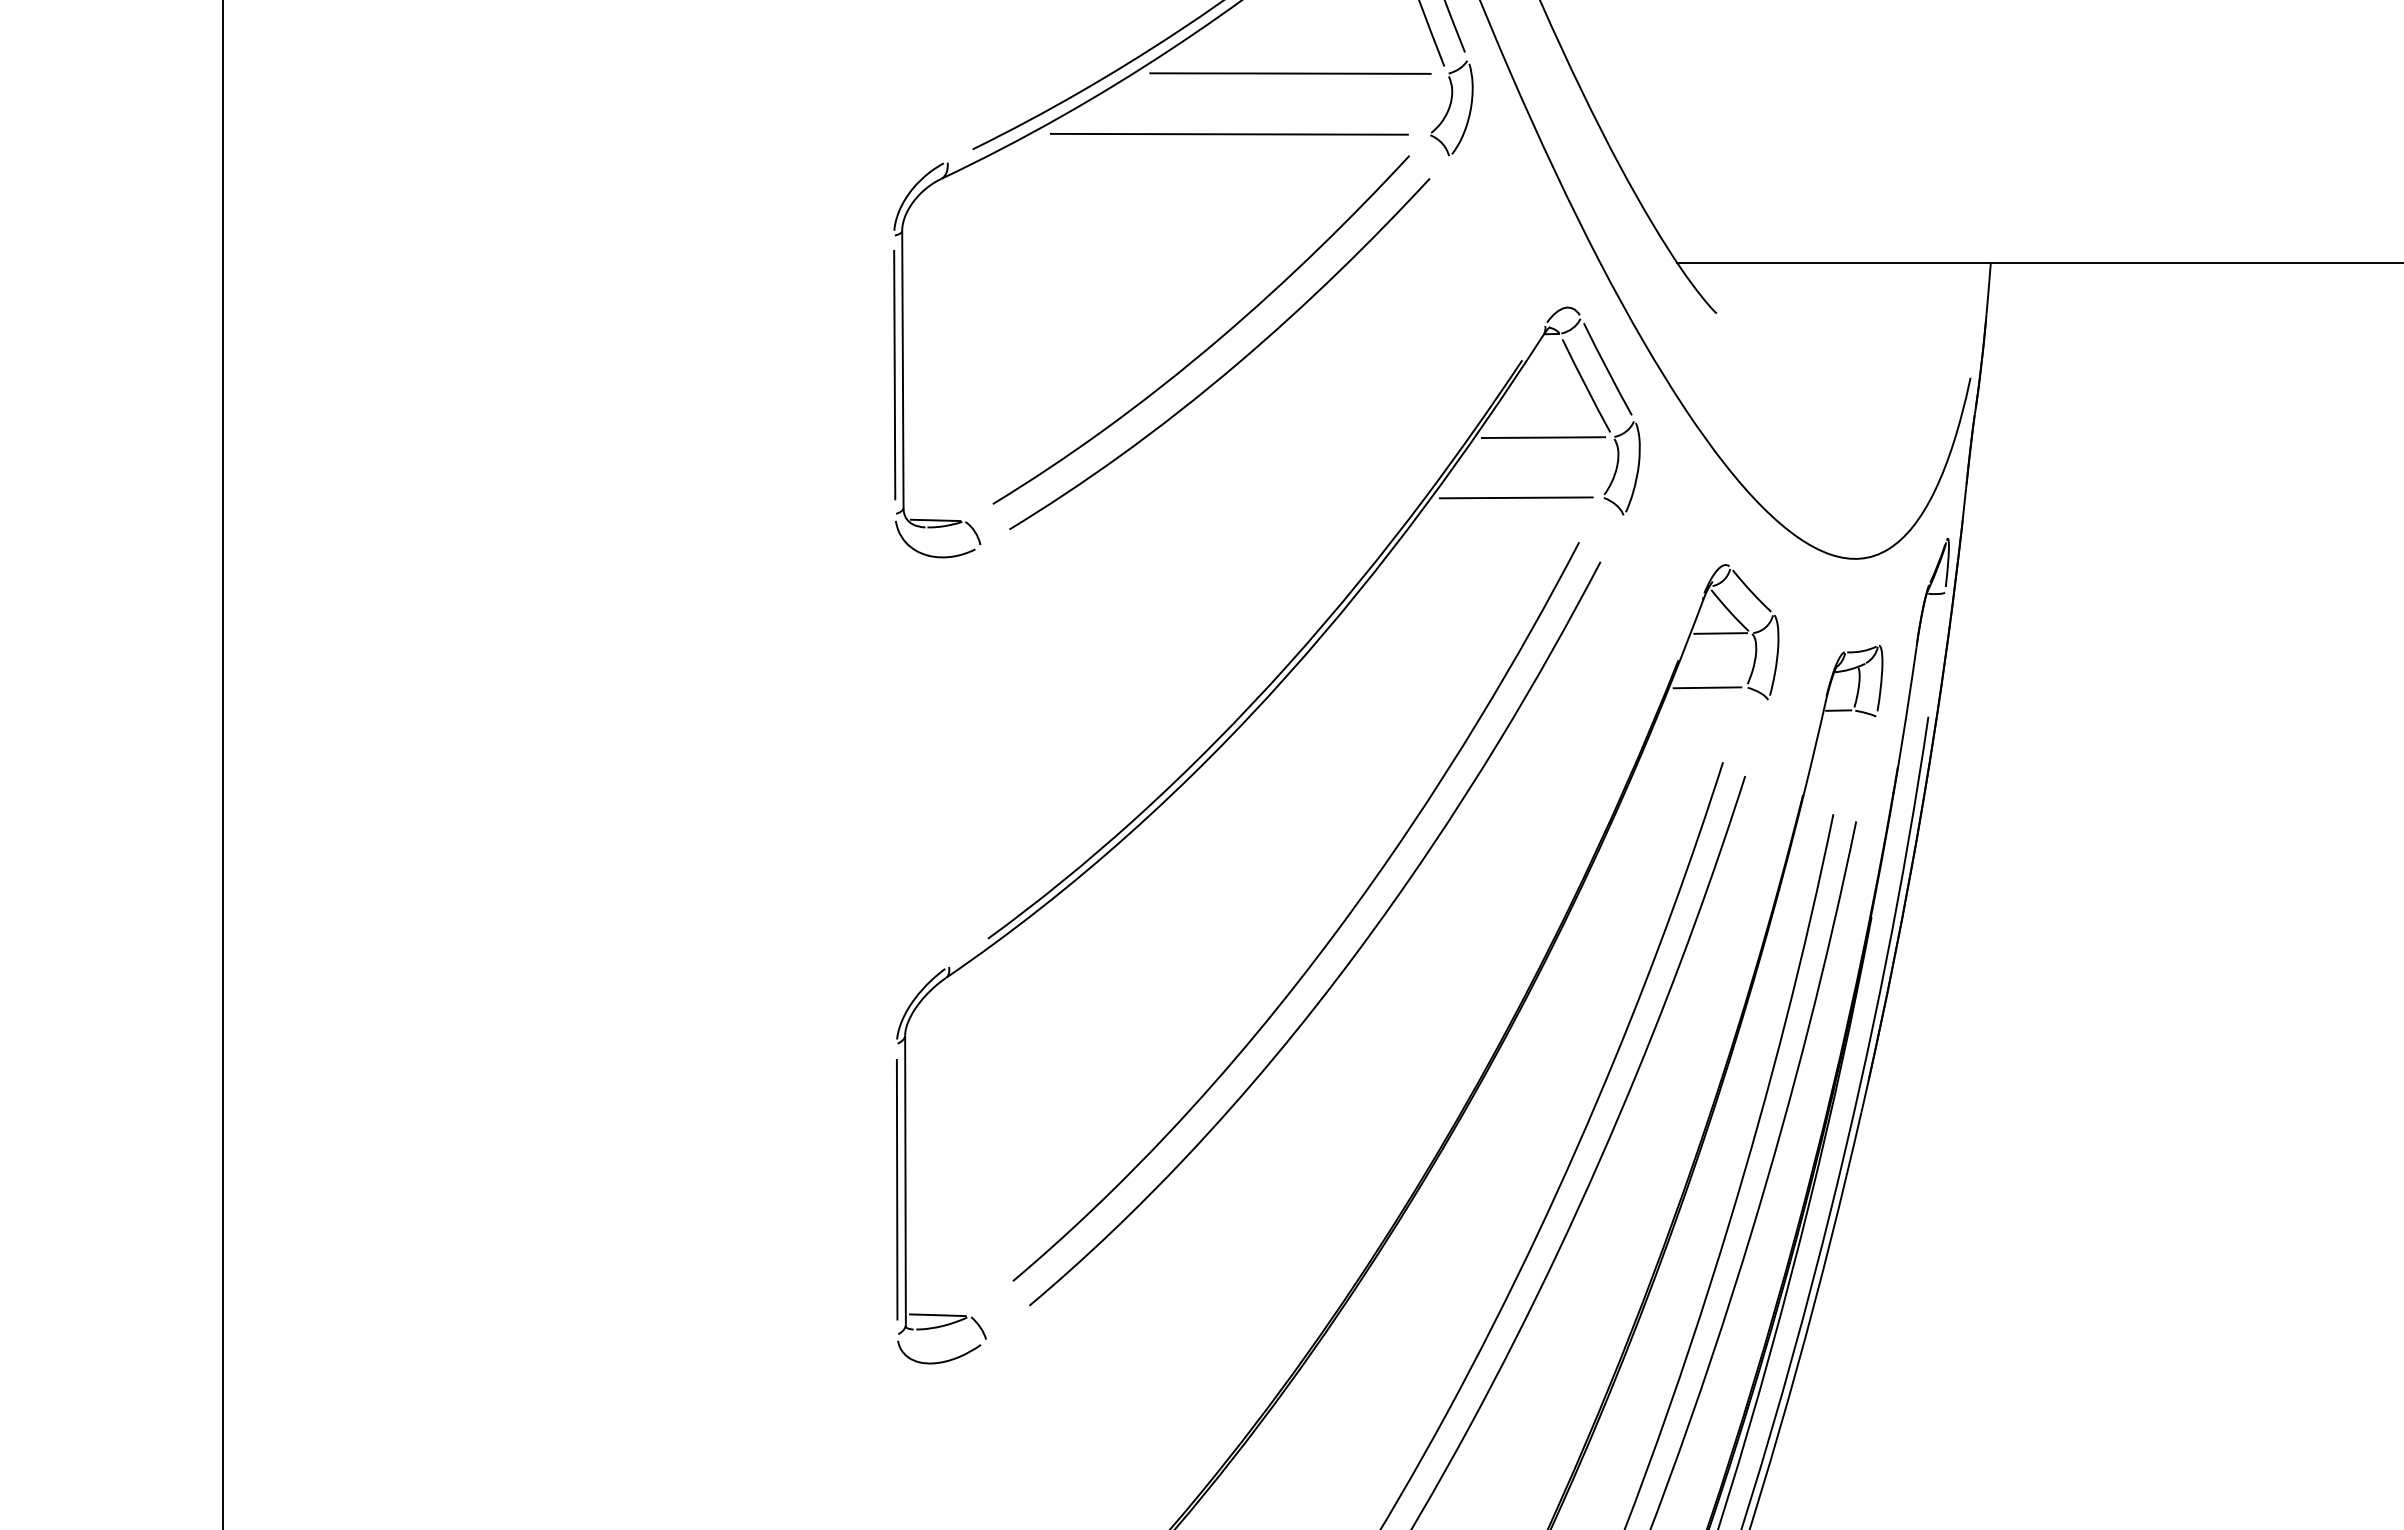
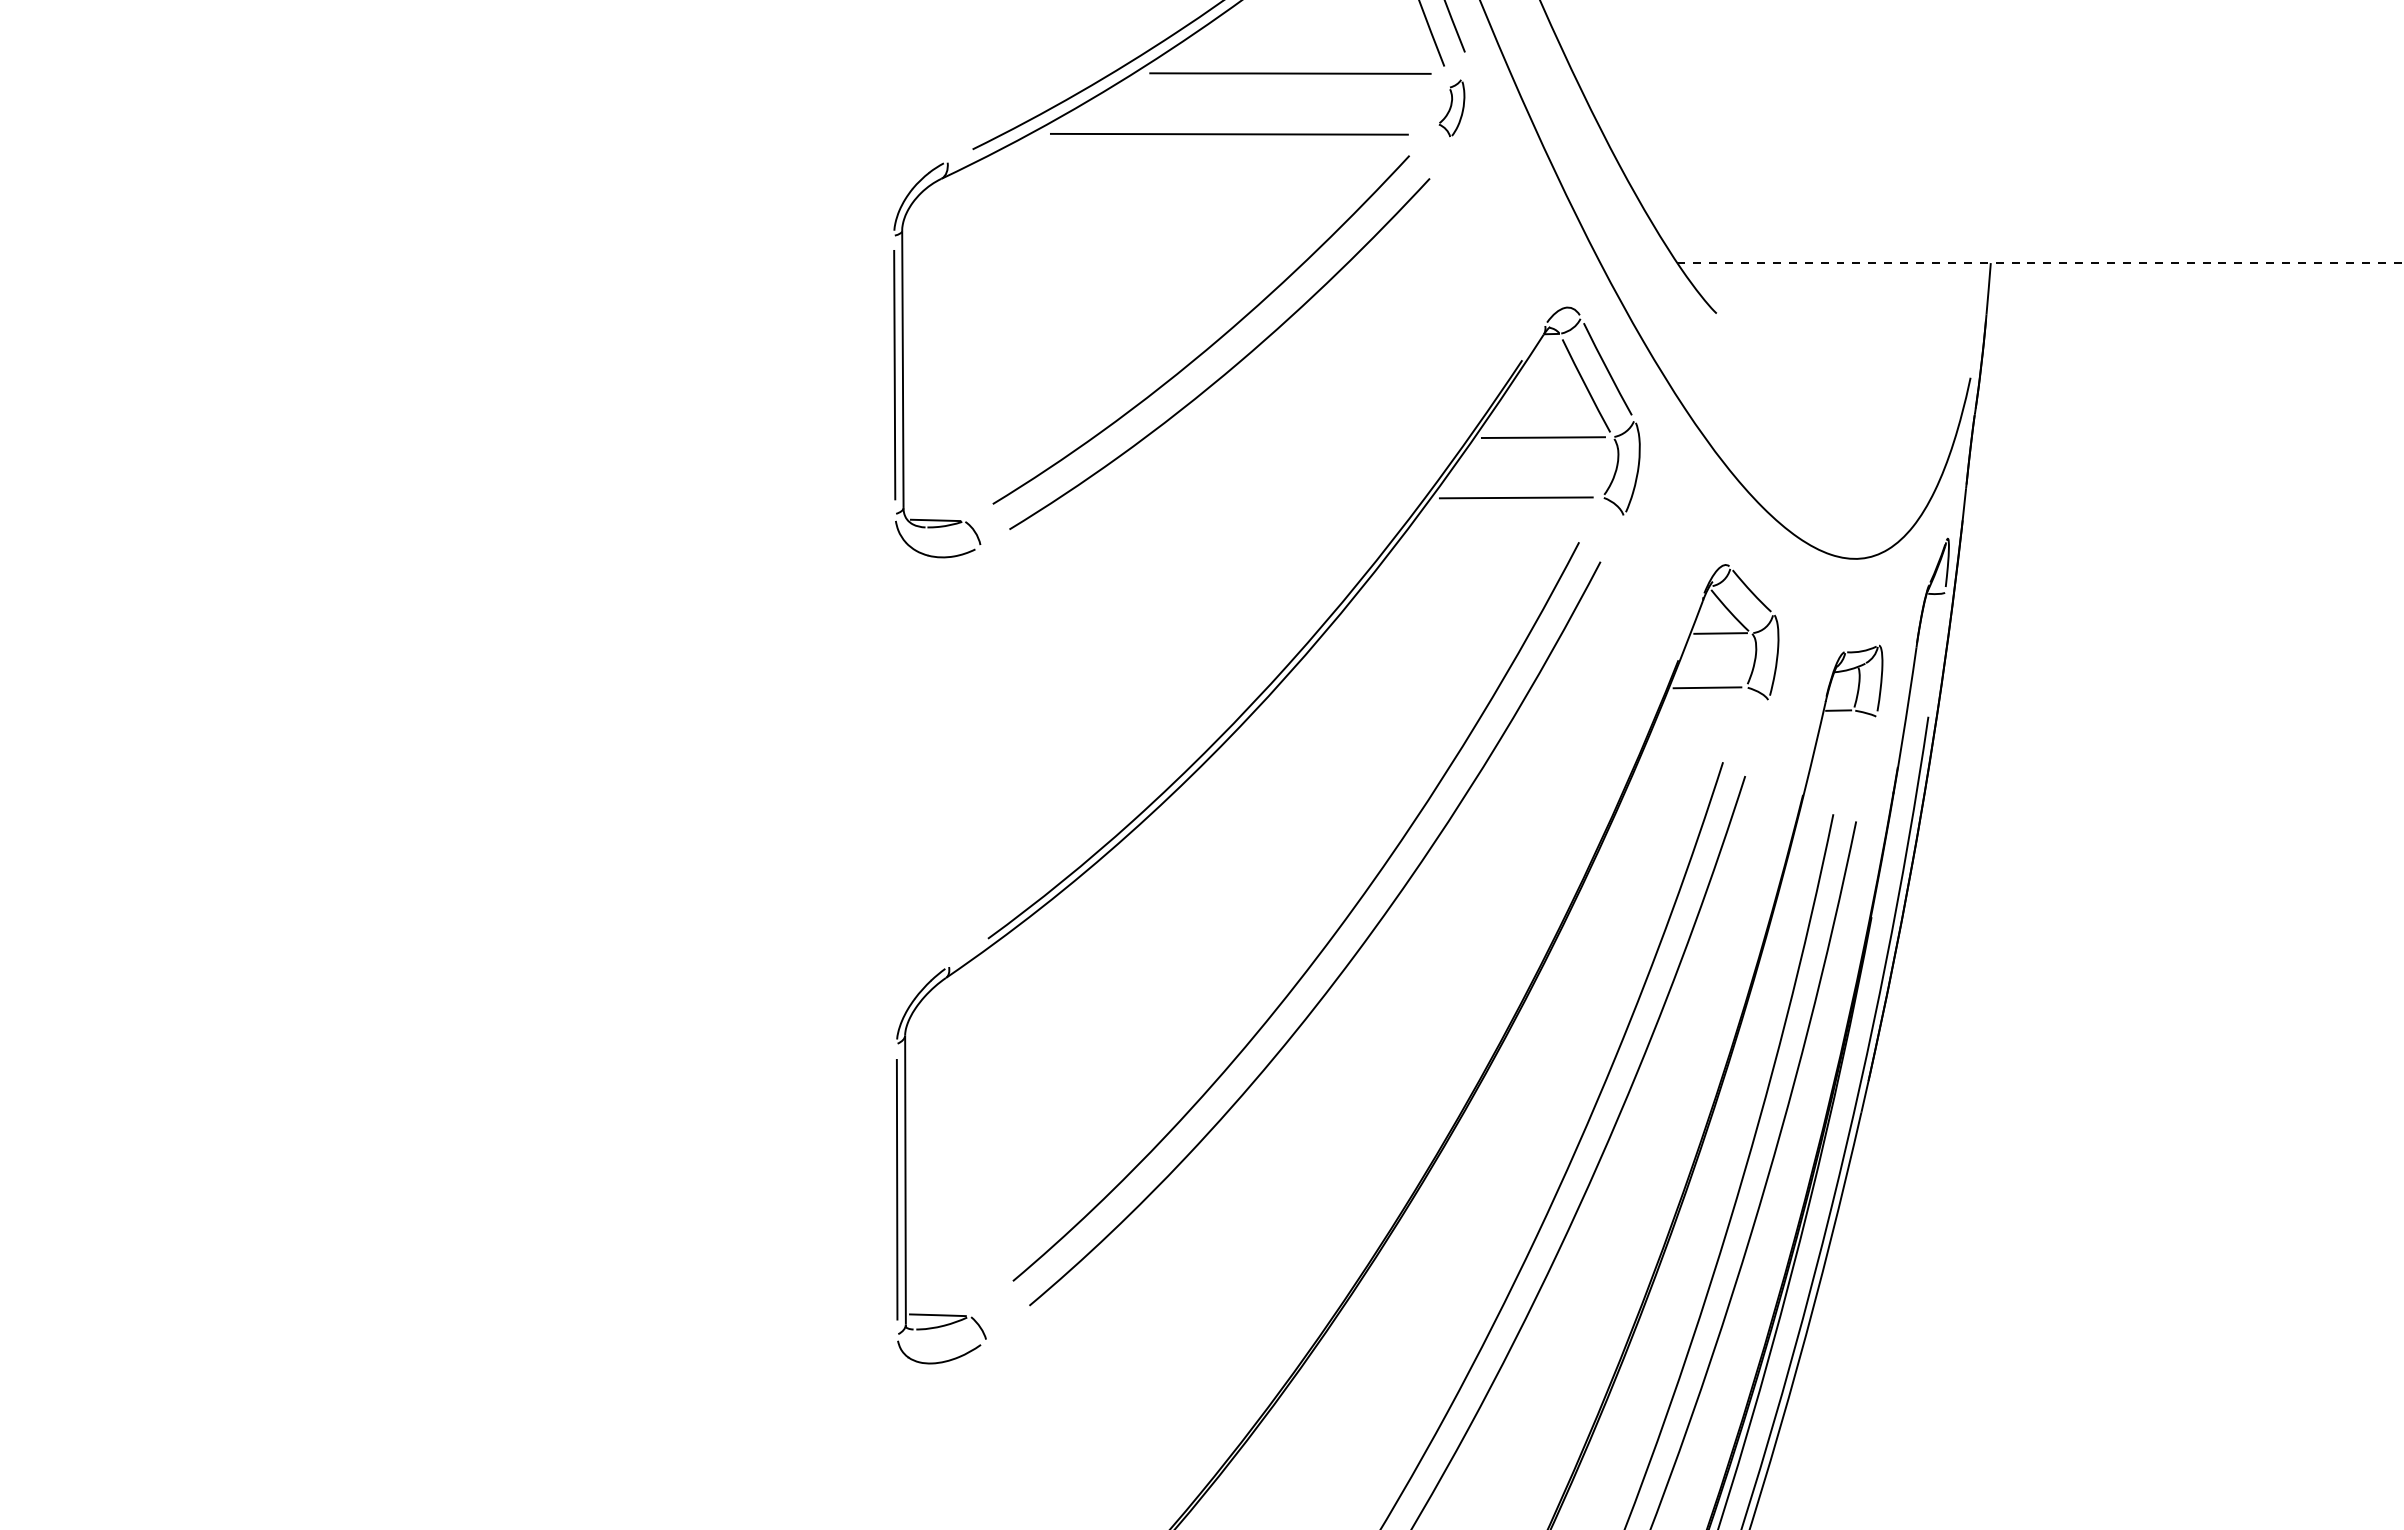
part size: 44x97 px -> 28x59 px (1451, 108)
line: solid -> dashed (2040, 263)
line: present -> none (222, 764)
